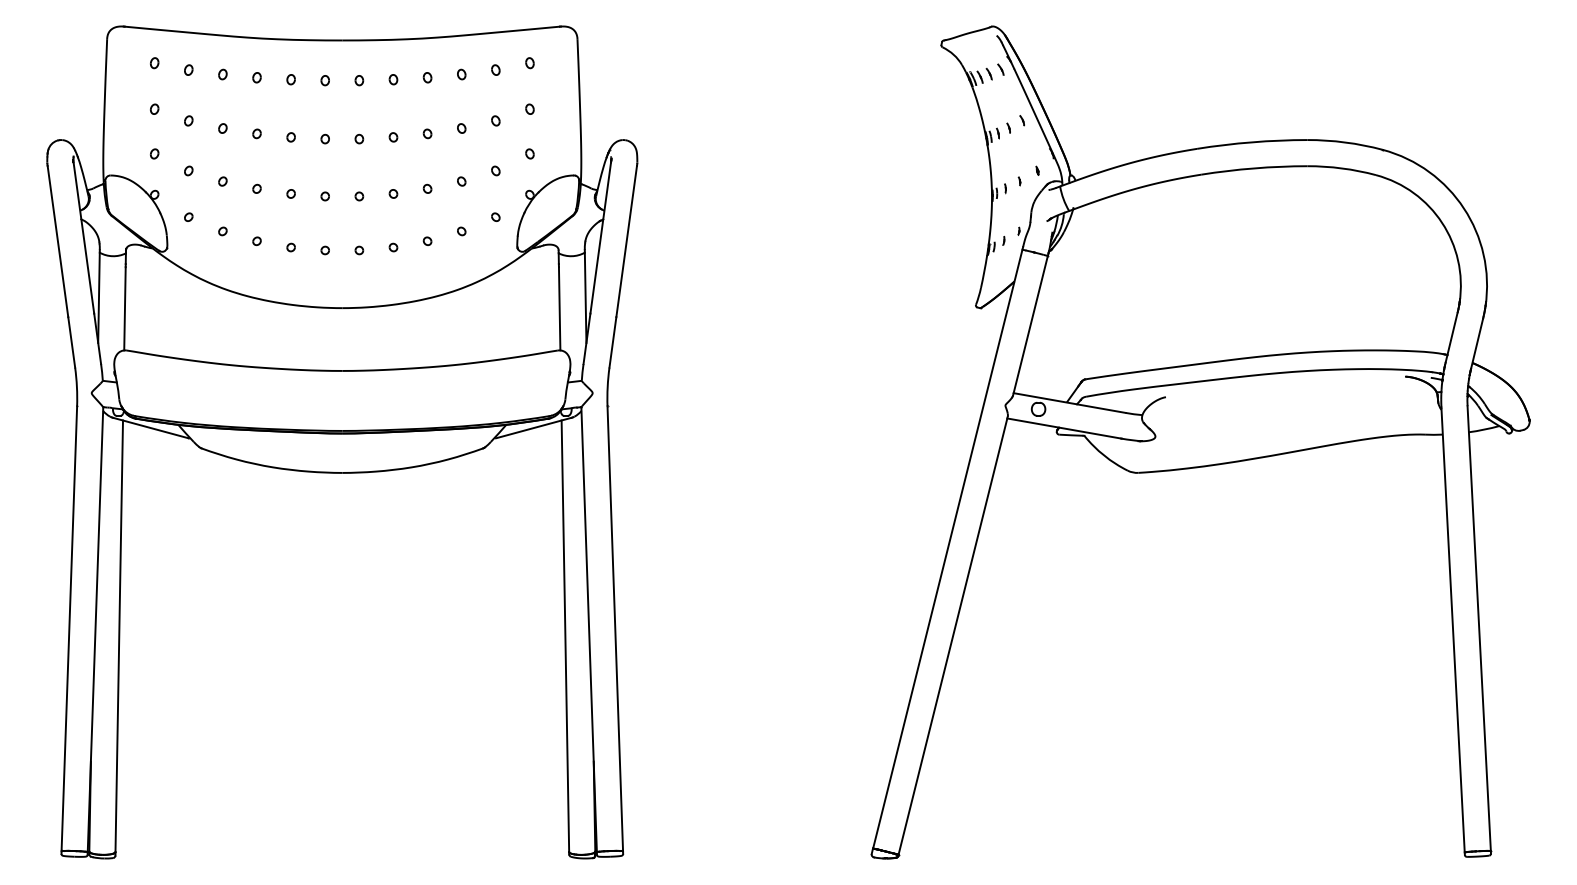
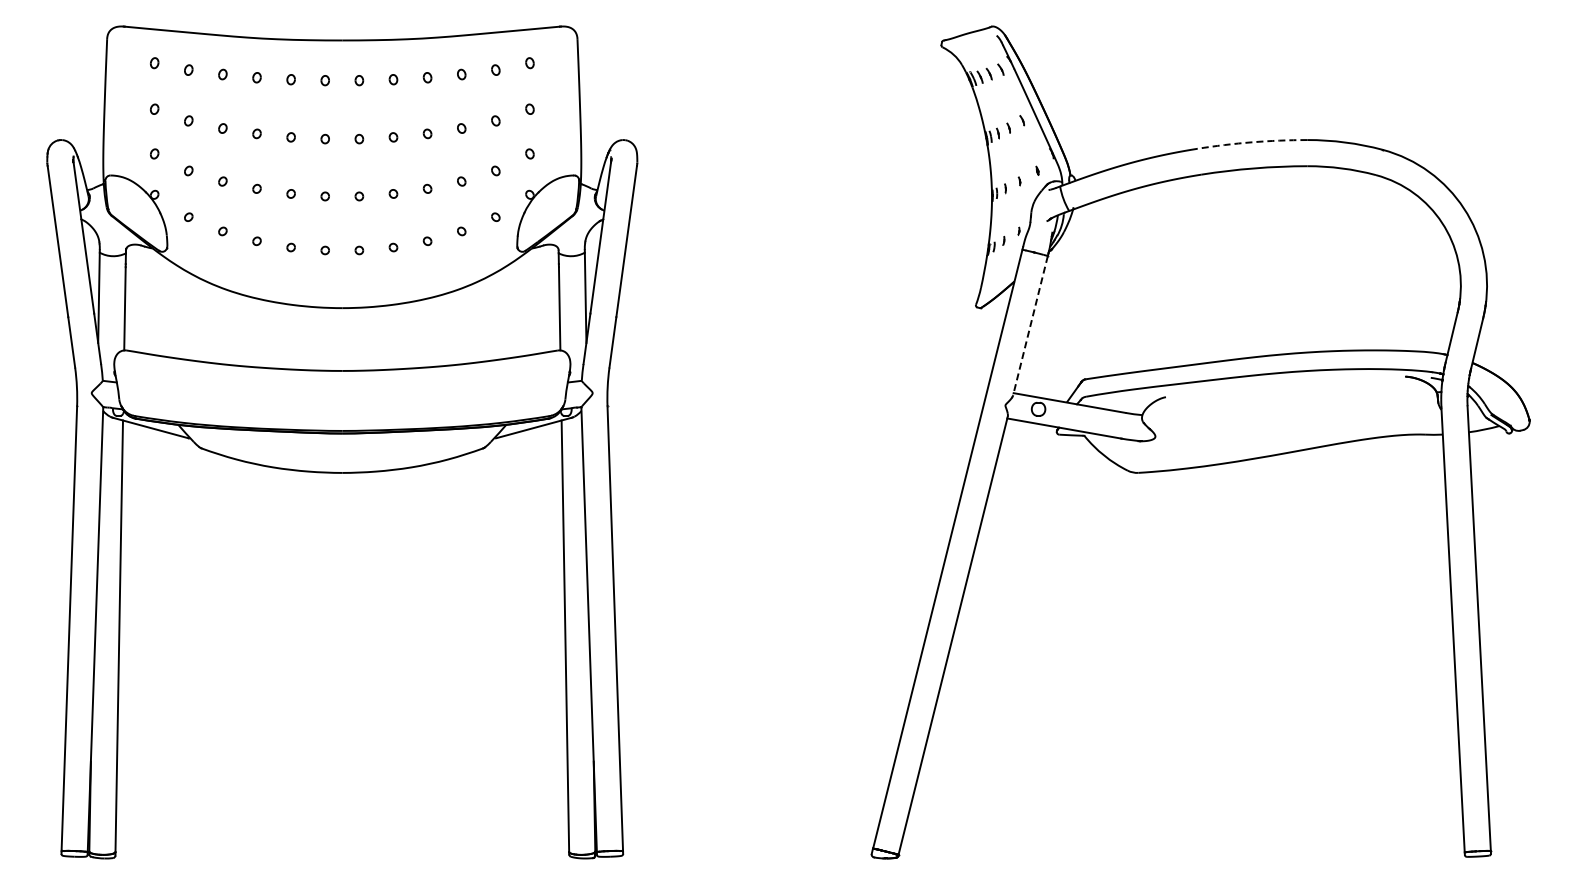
arc: solid -> dashed (1252, 142)
line: solid -> dashed (1030, 325)
